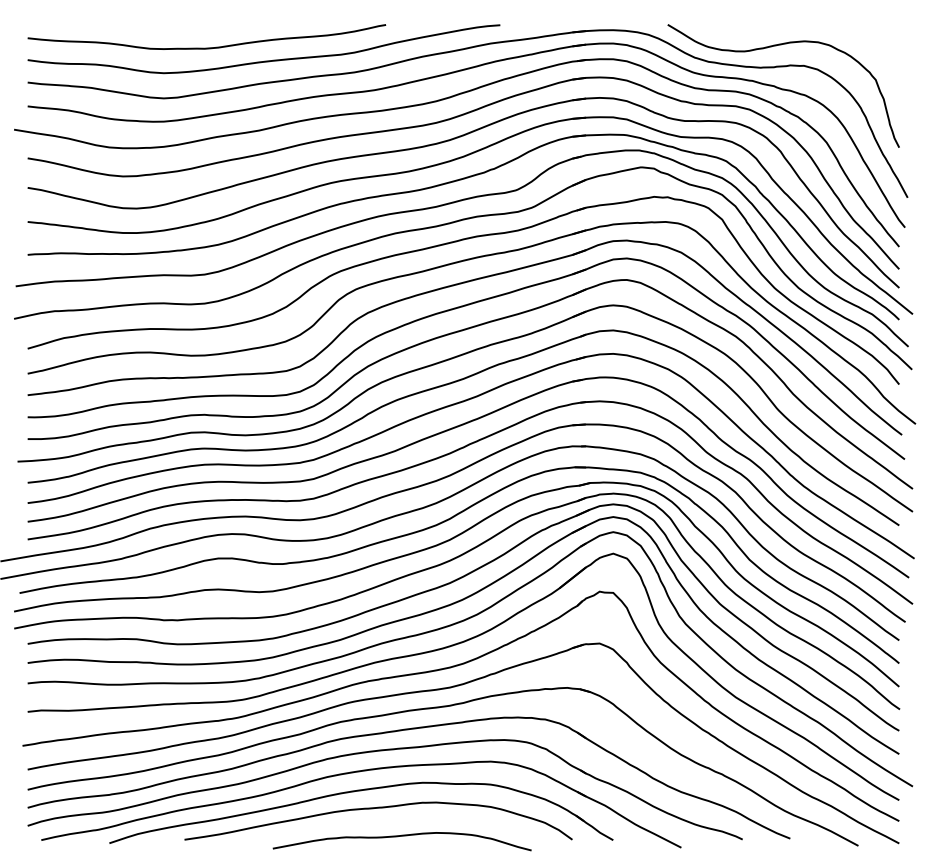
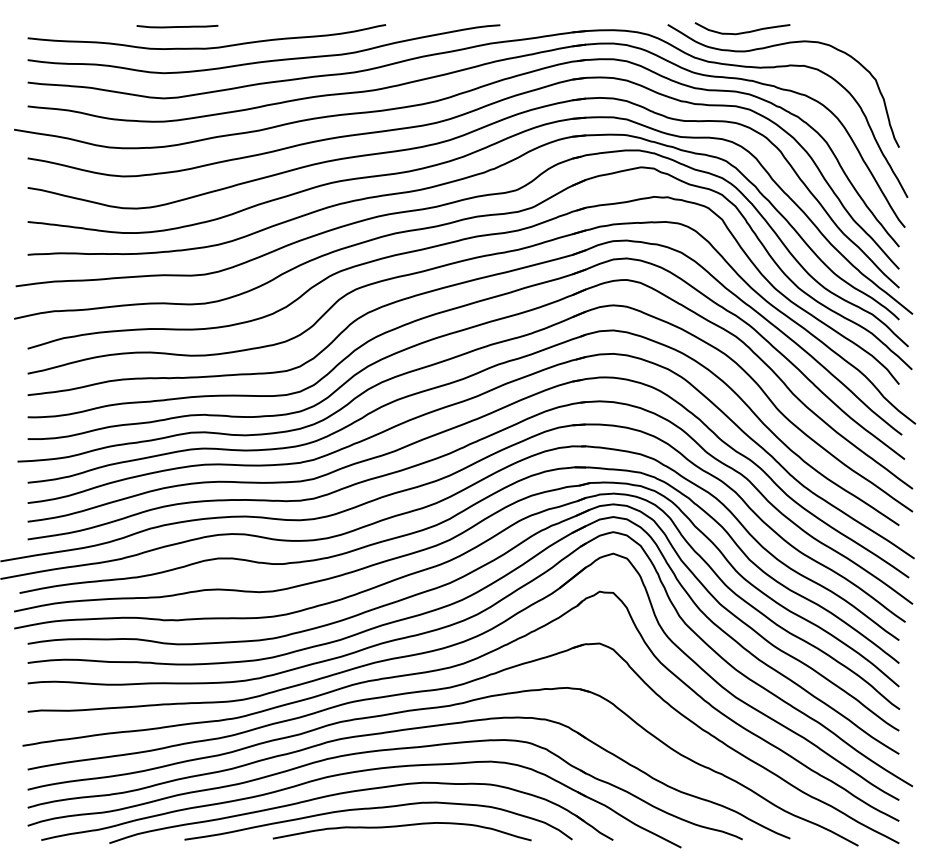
curve: none -> present (177, 26)
curve: none -> present (744, 31)
curve position: (401, 836) -> (401, 826) (401, 826)
